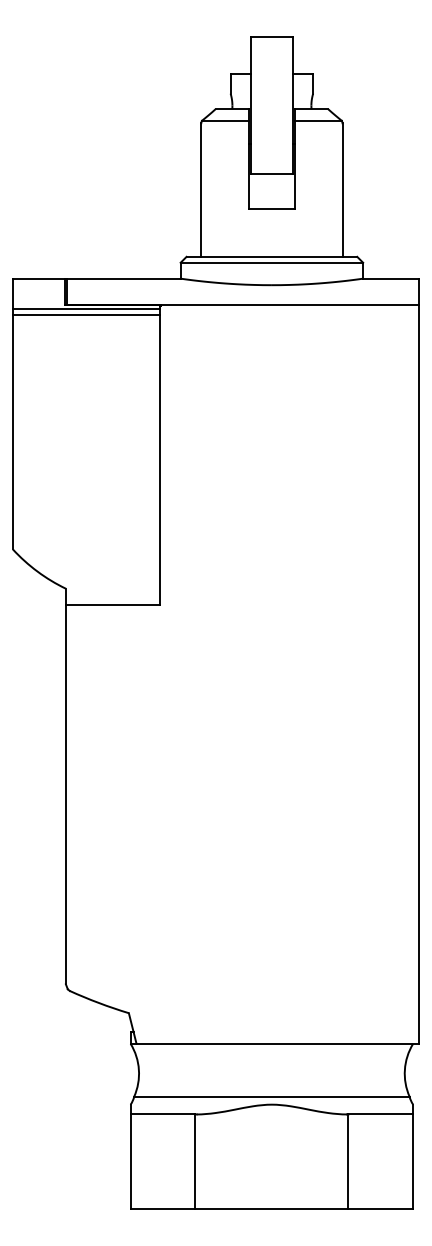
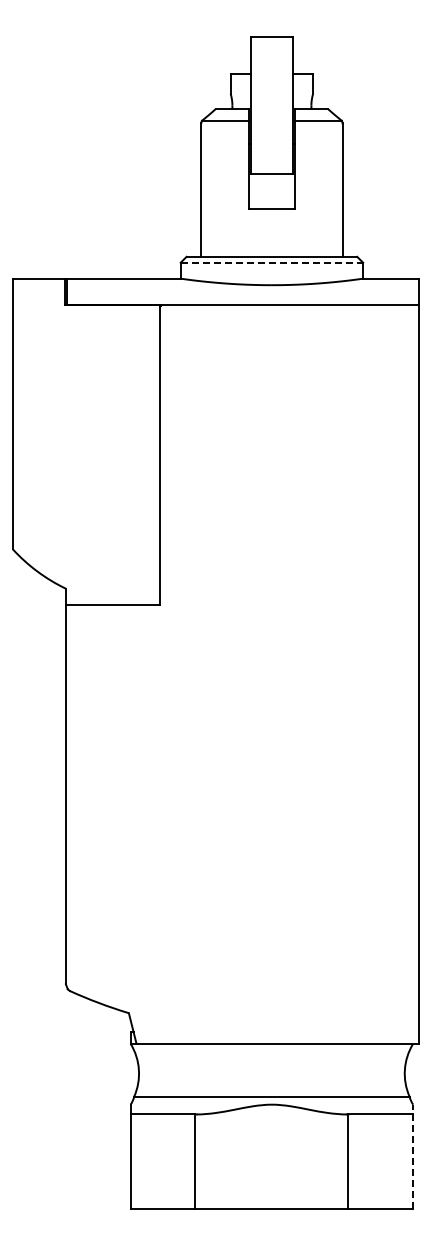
line: solid -> dashed (272, 262)
line: present -> none (86, 309)
line: present -> none (86, 314)
line: solid -> dashed (413, 1156)
